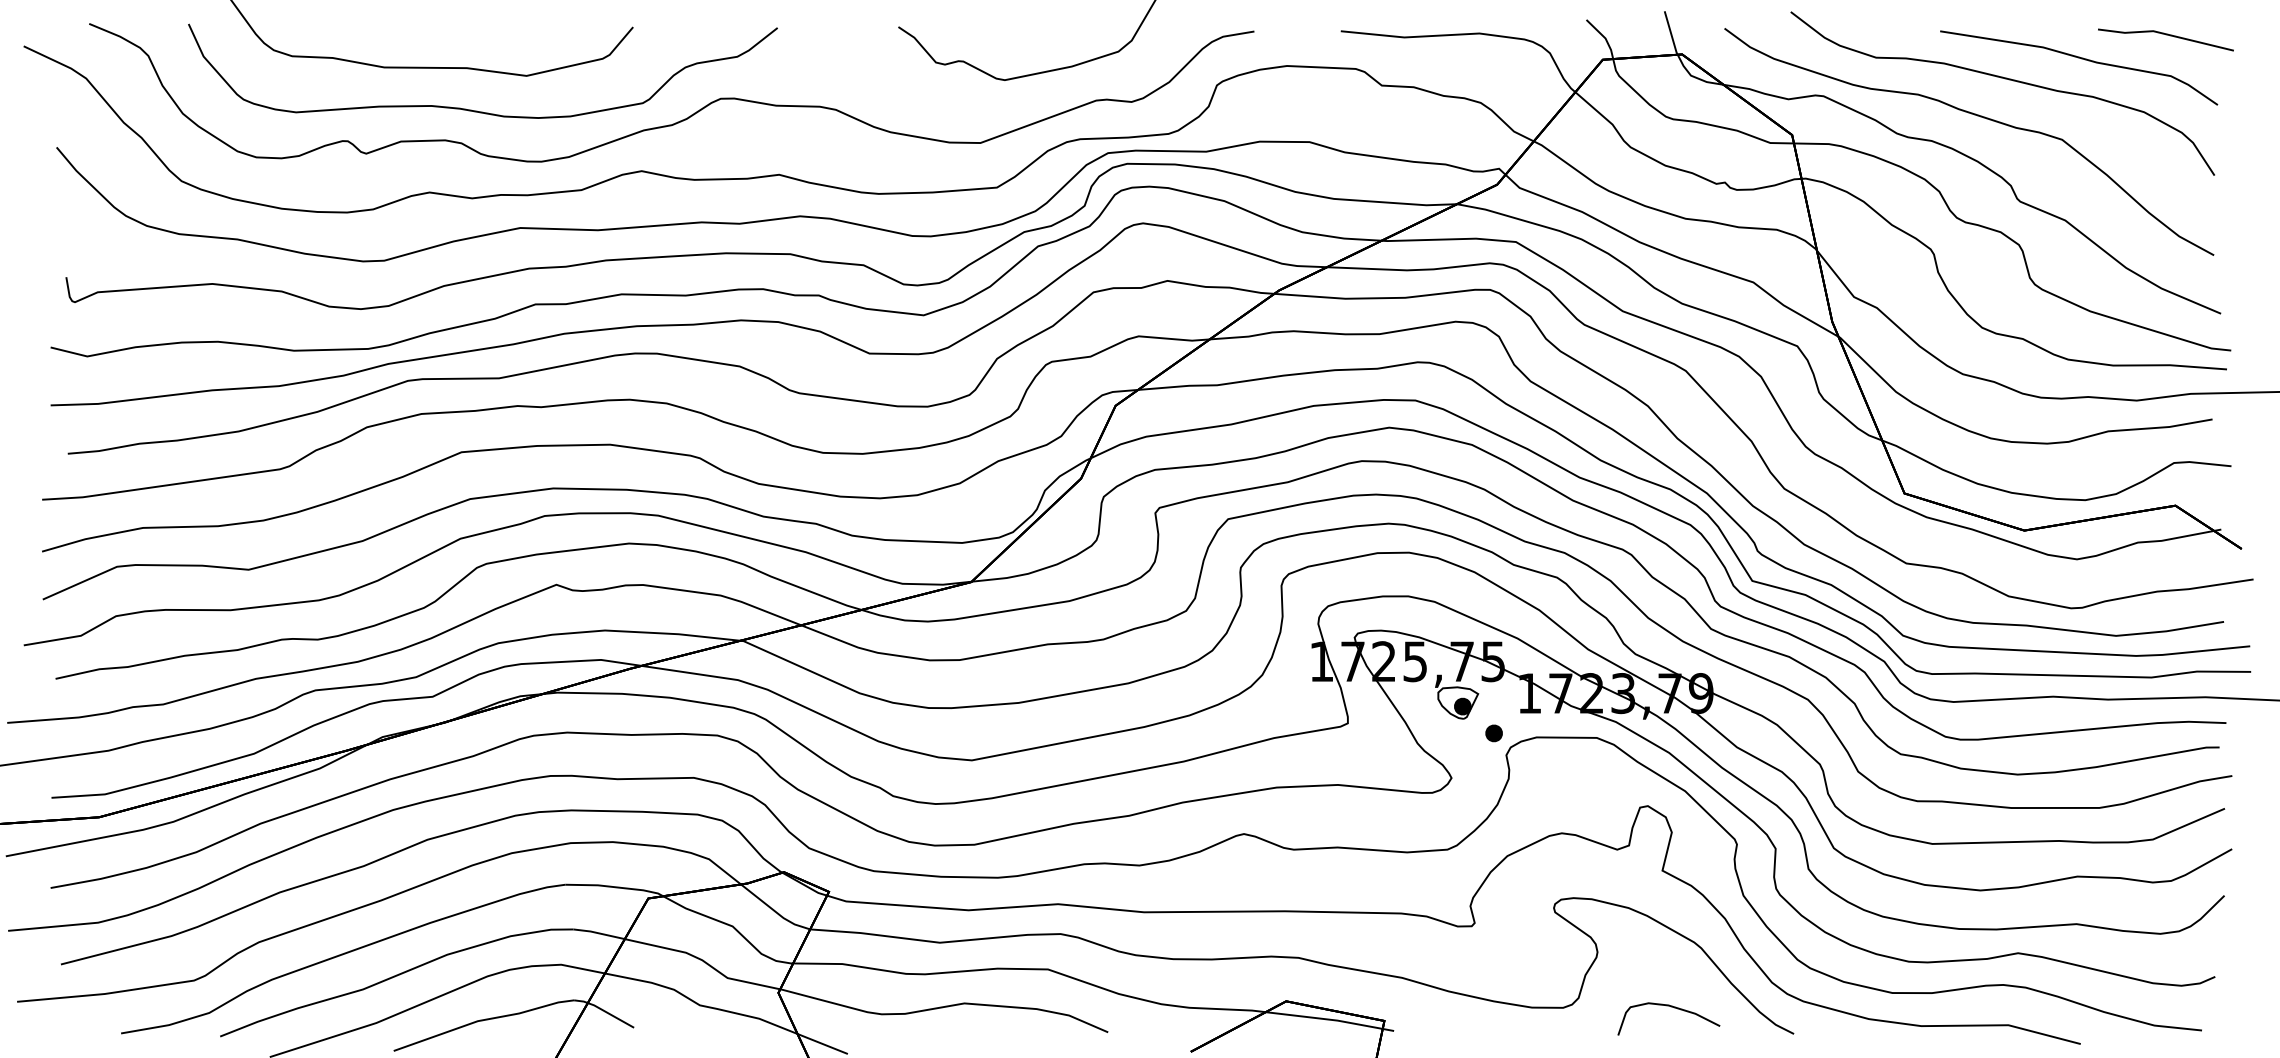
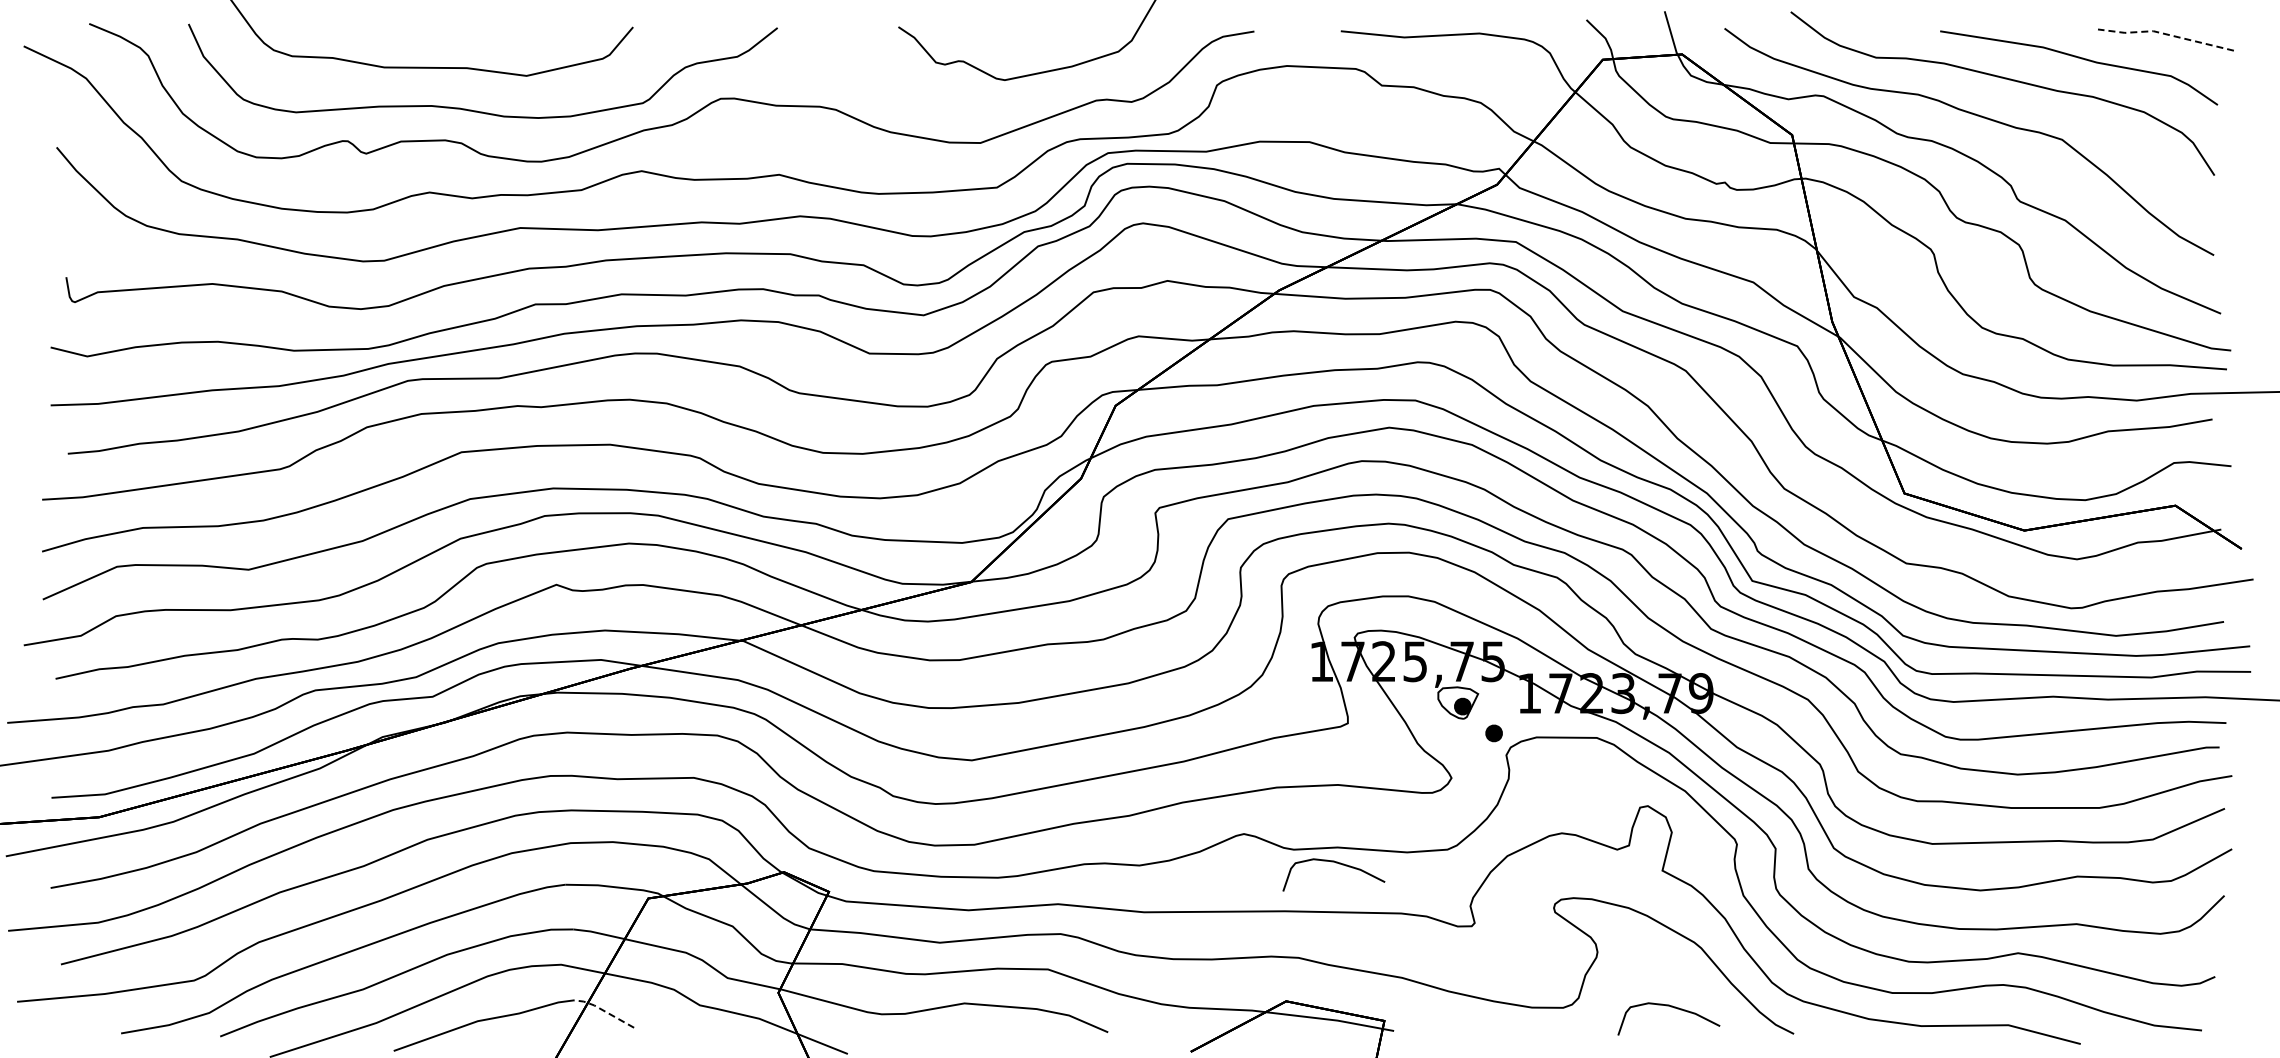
line: solid -> dashed (2164, 34)
curve: none -> present (1336, 863)
line: solid -> dashed (603, 1010)
